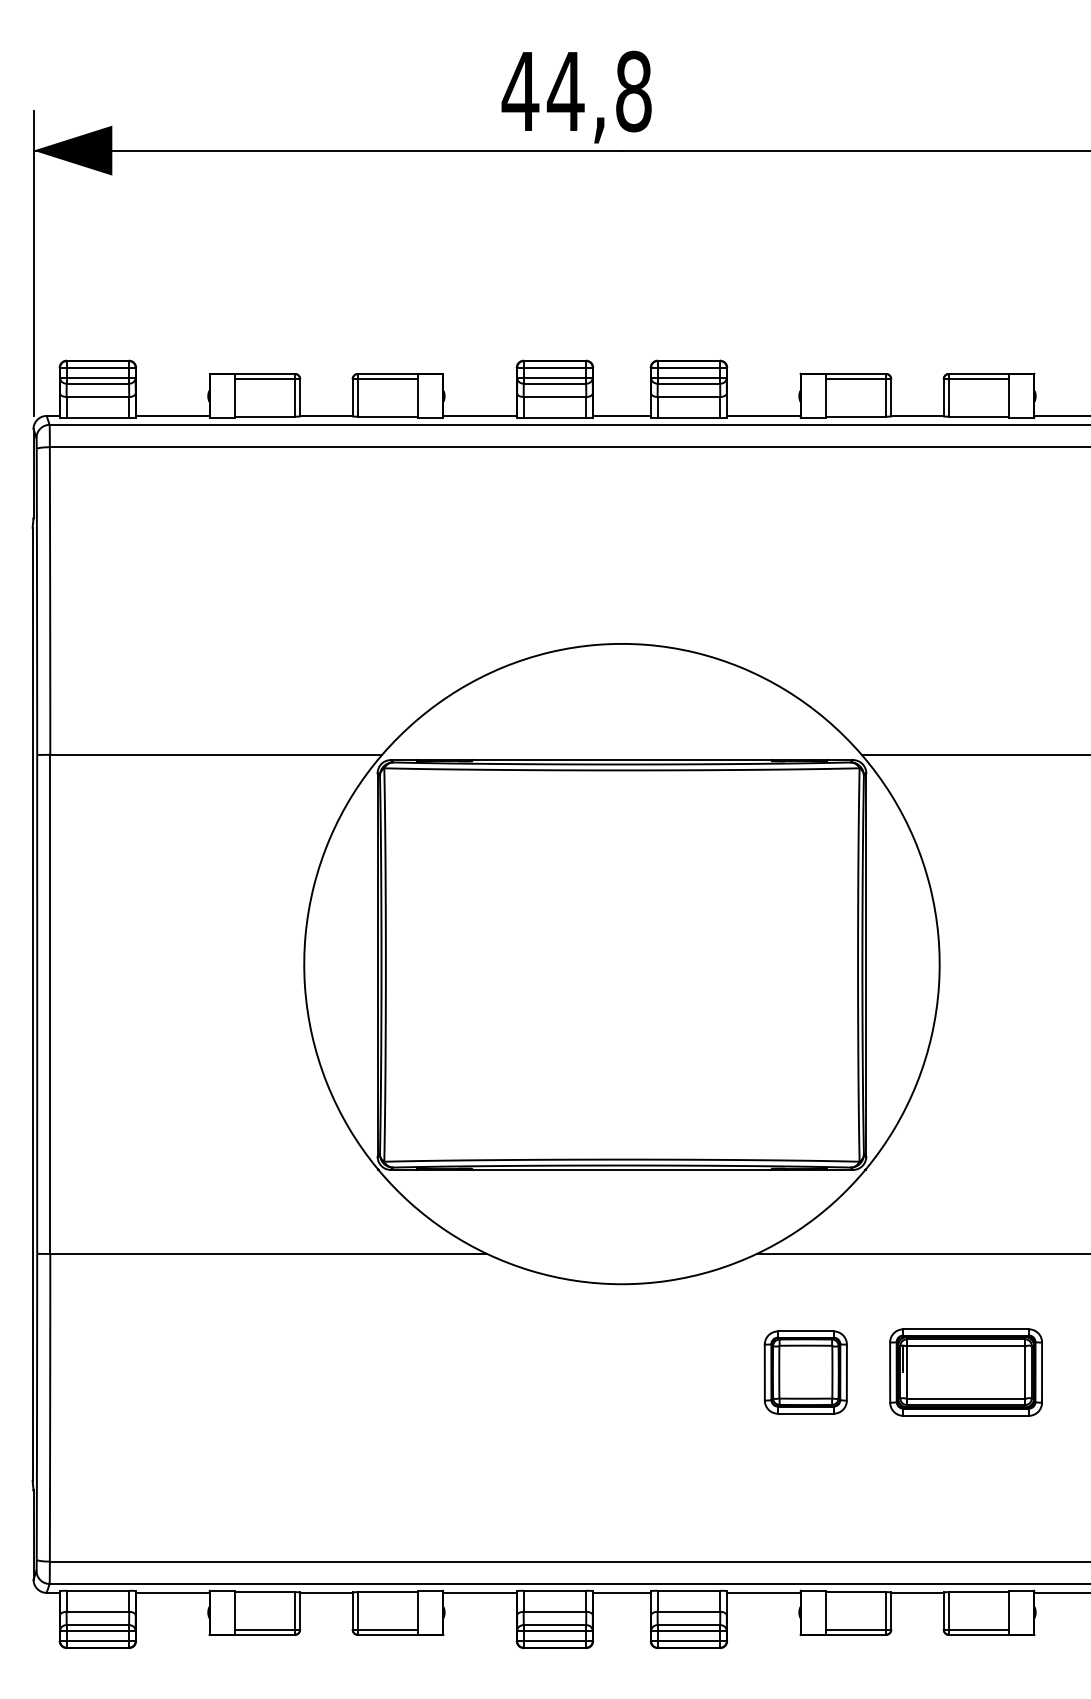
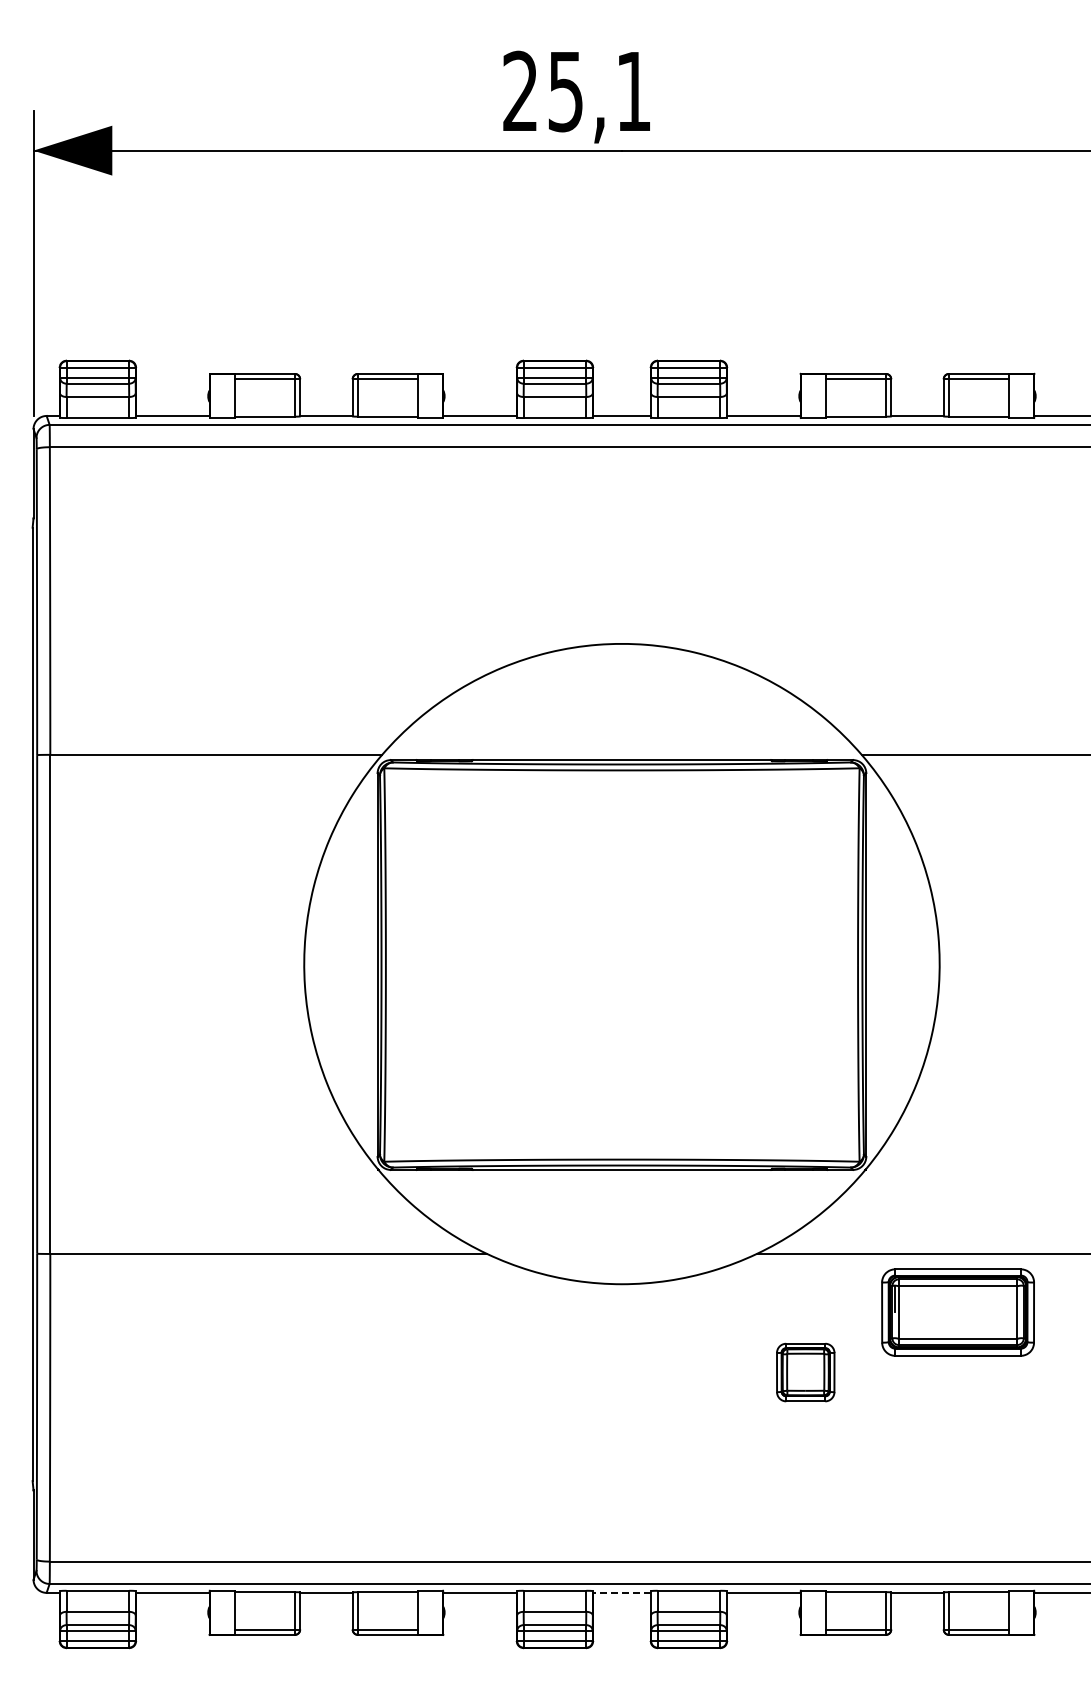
text: 44,8 -> 25,1 (576, 91)
part size: 85x85 px -> 60x61 px (805, 1372)
part position: (965, 1372) -> (957, 1312) (957, 1312)
line: solid -> dashed (621, 1592)
